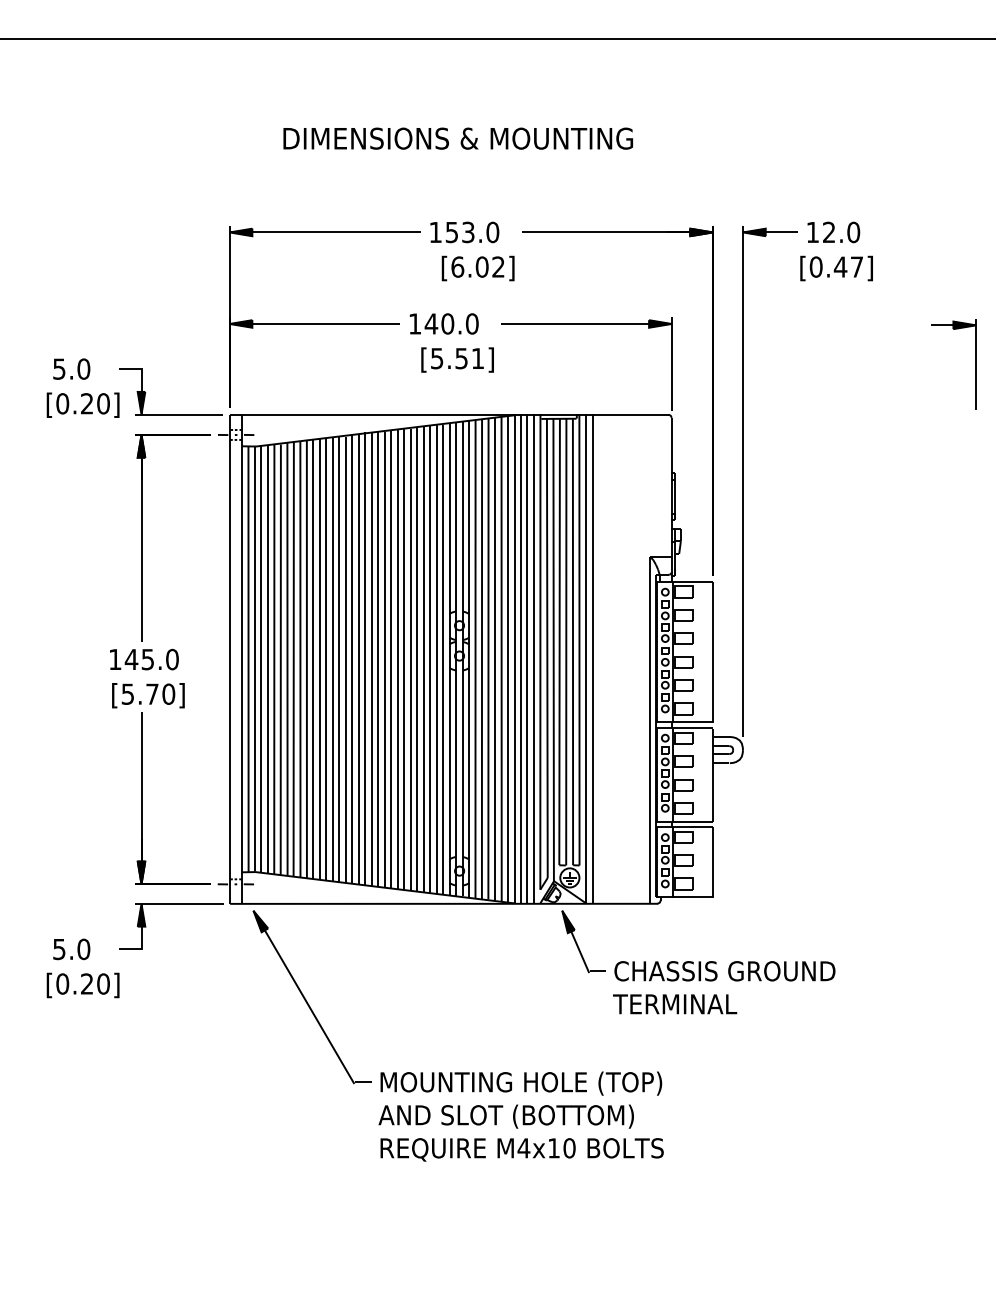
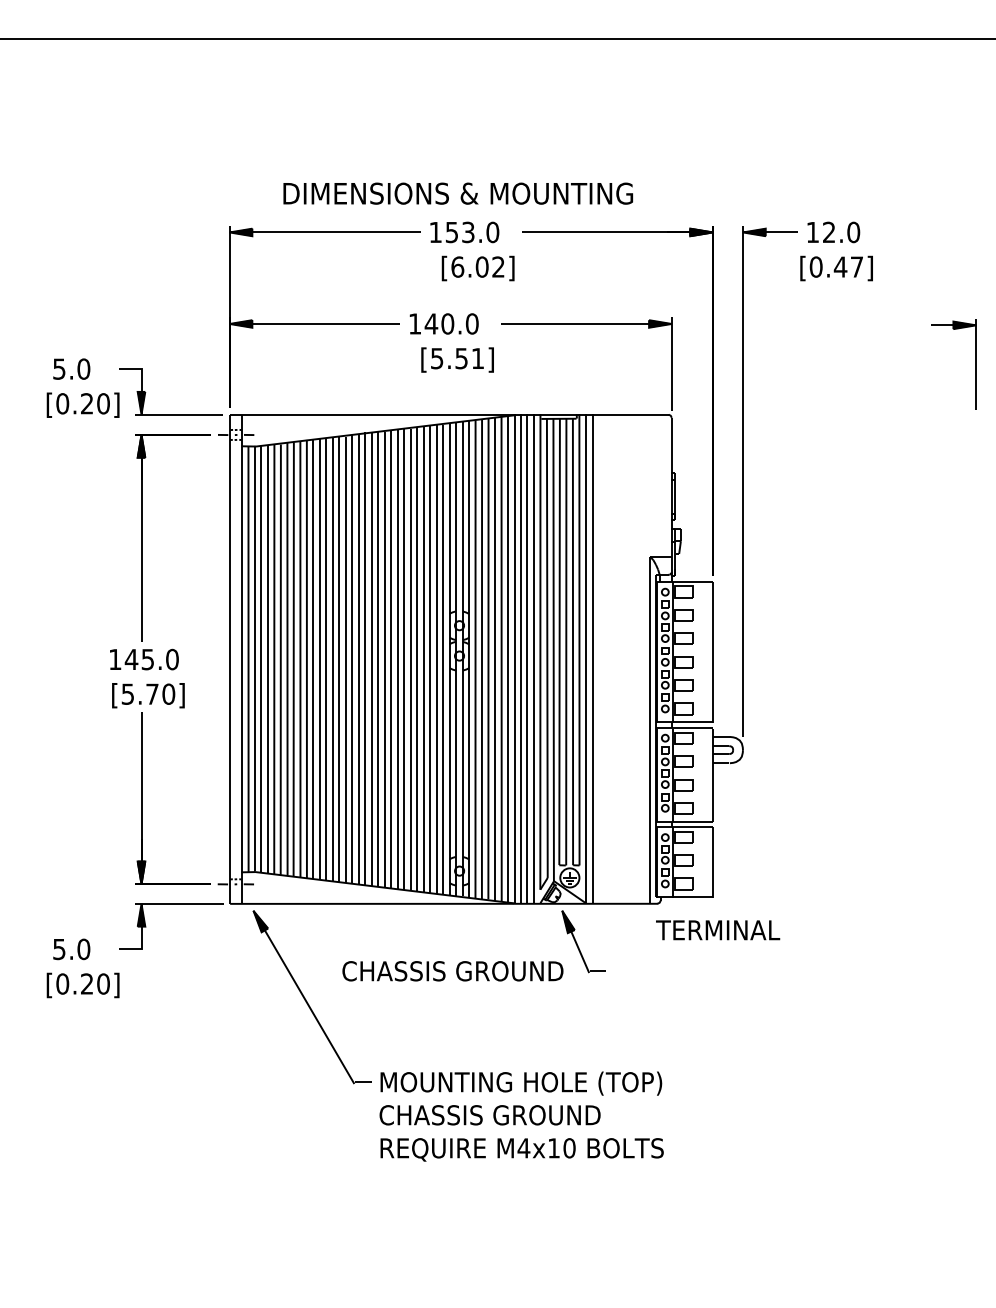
text position: (458, 138) -> (458, 193) (458, 193)
text position: (724, 971) -> (452, 971) (452, 971)
text position: (675, 1004) -> (718, 930) (718, 930)
text: AND SLOT (BOTTOM) -> CHASSIS GROUND (505, 1116)
